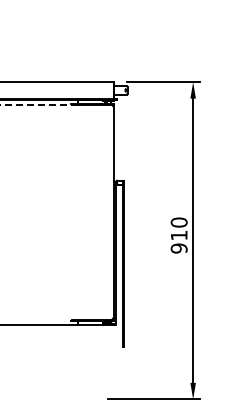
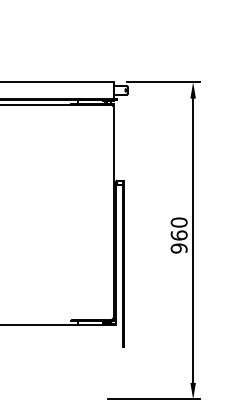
line: dashed -> solid (35, 104)
text: 910 -> 960 (178, 235)
